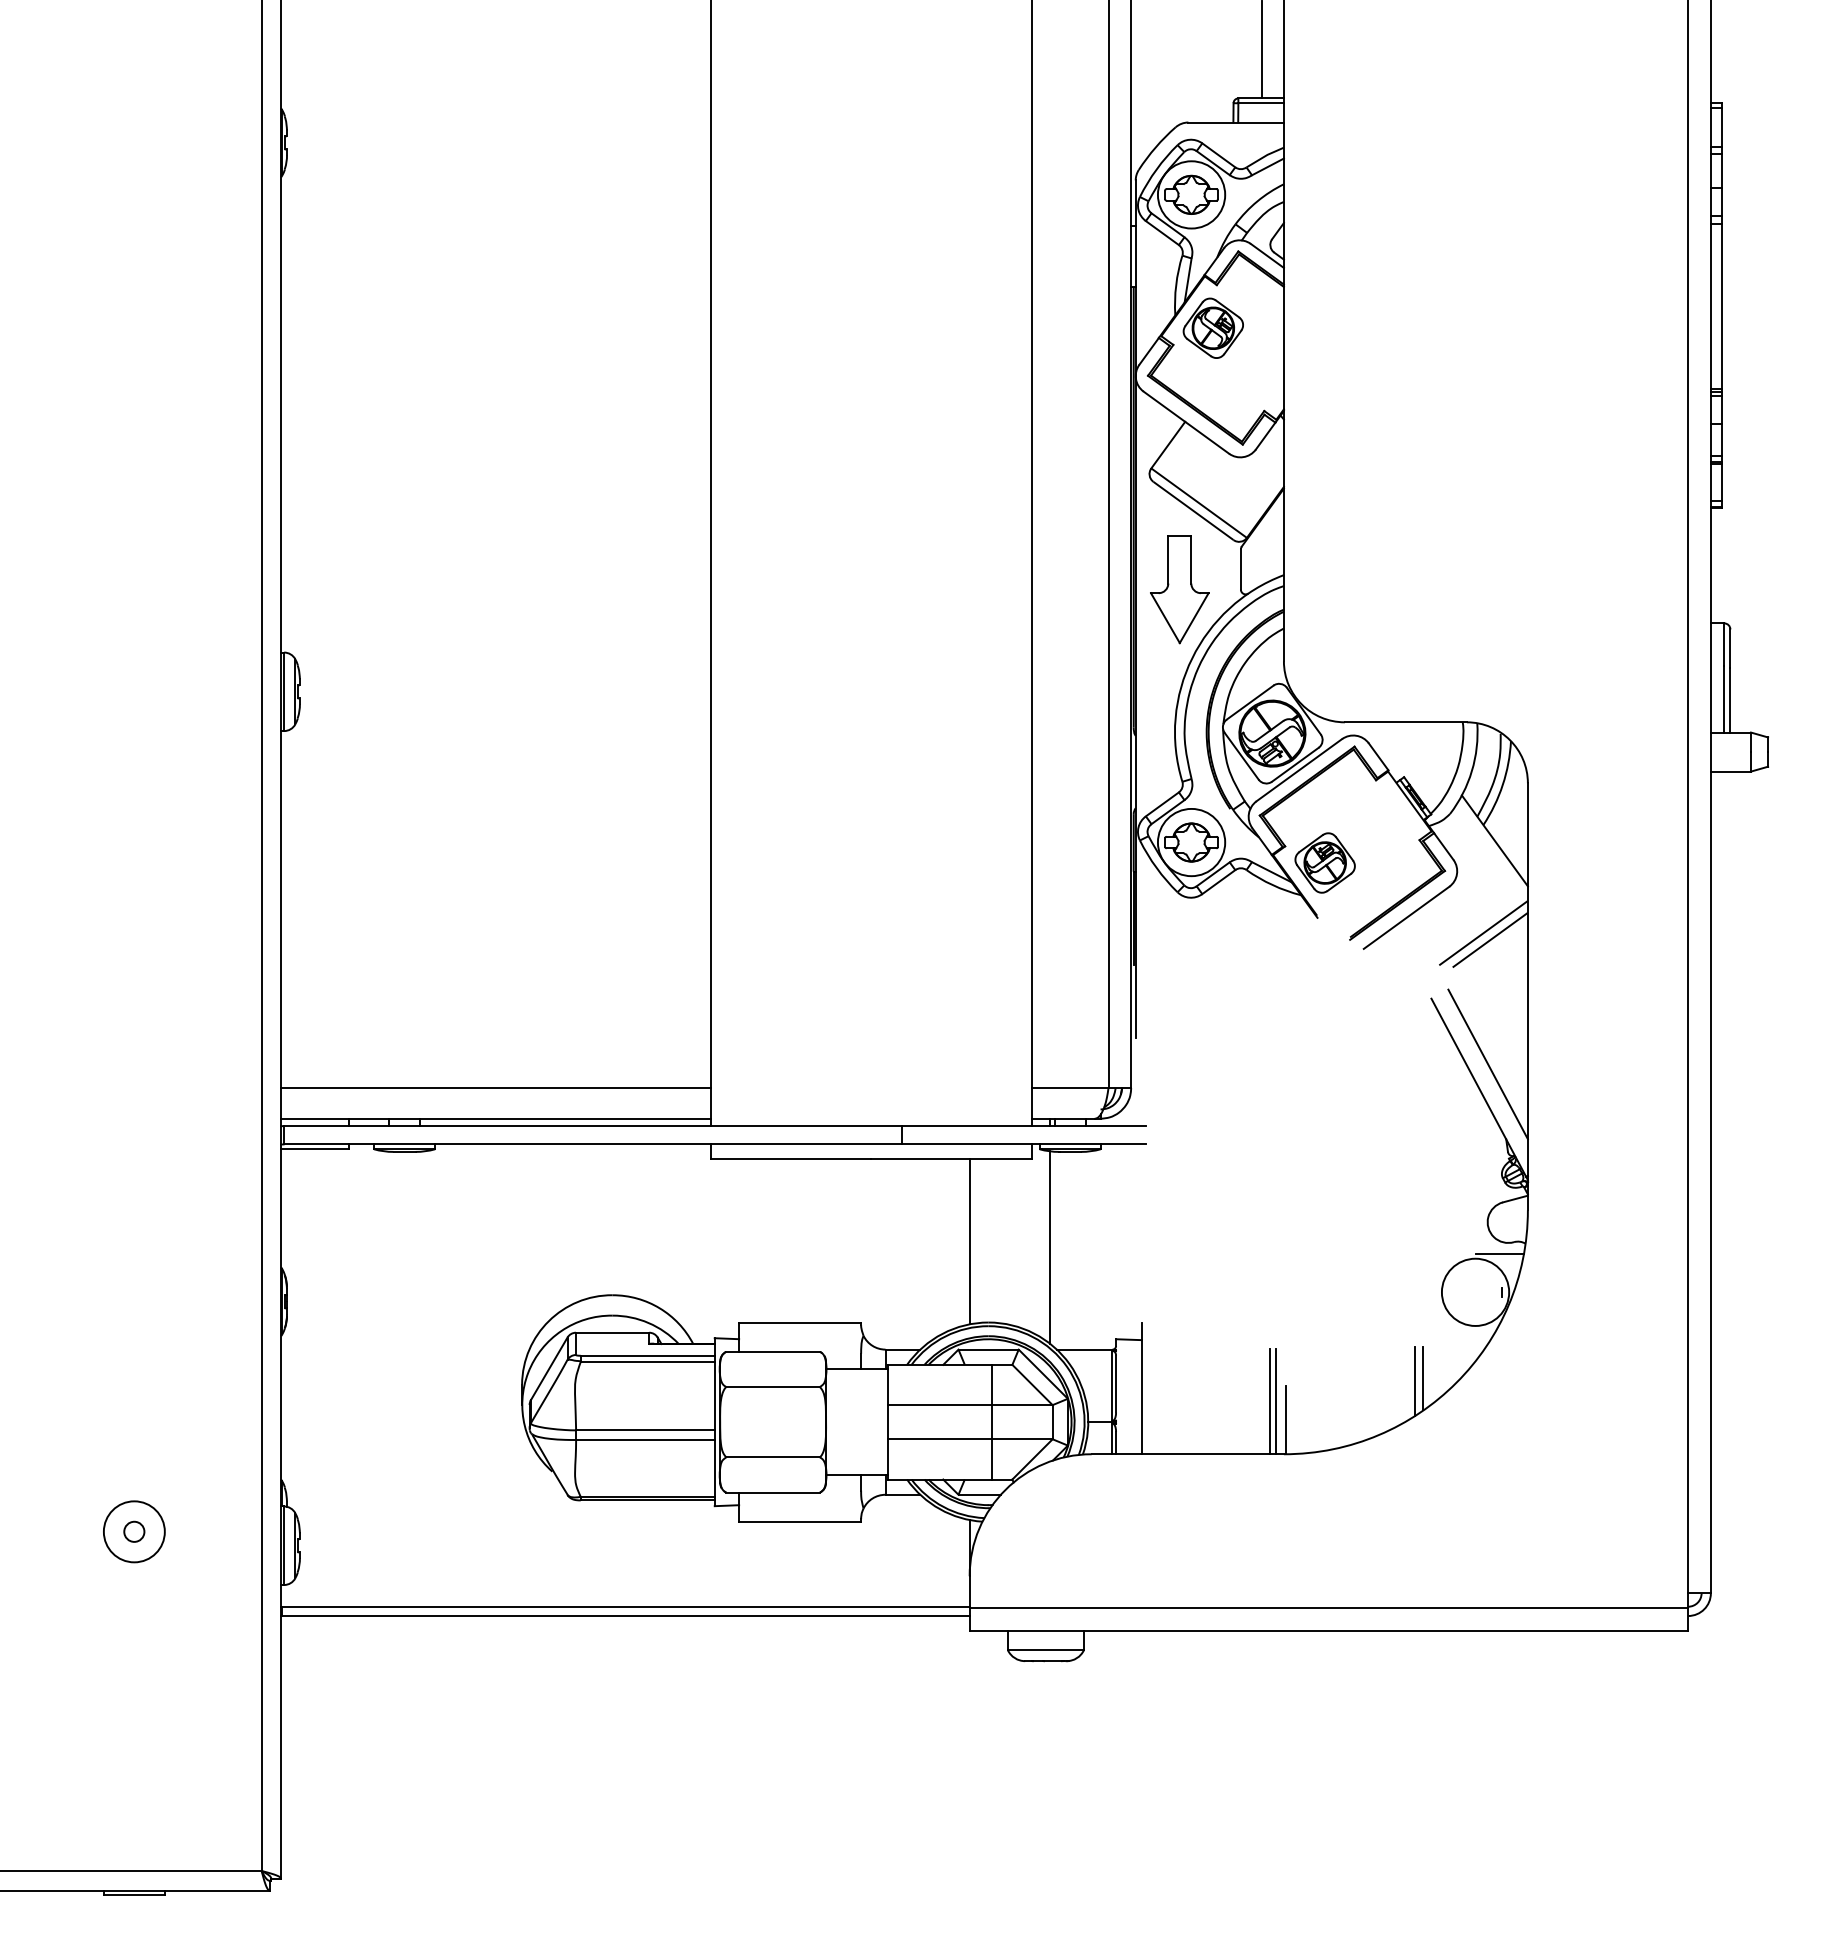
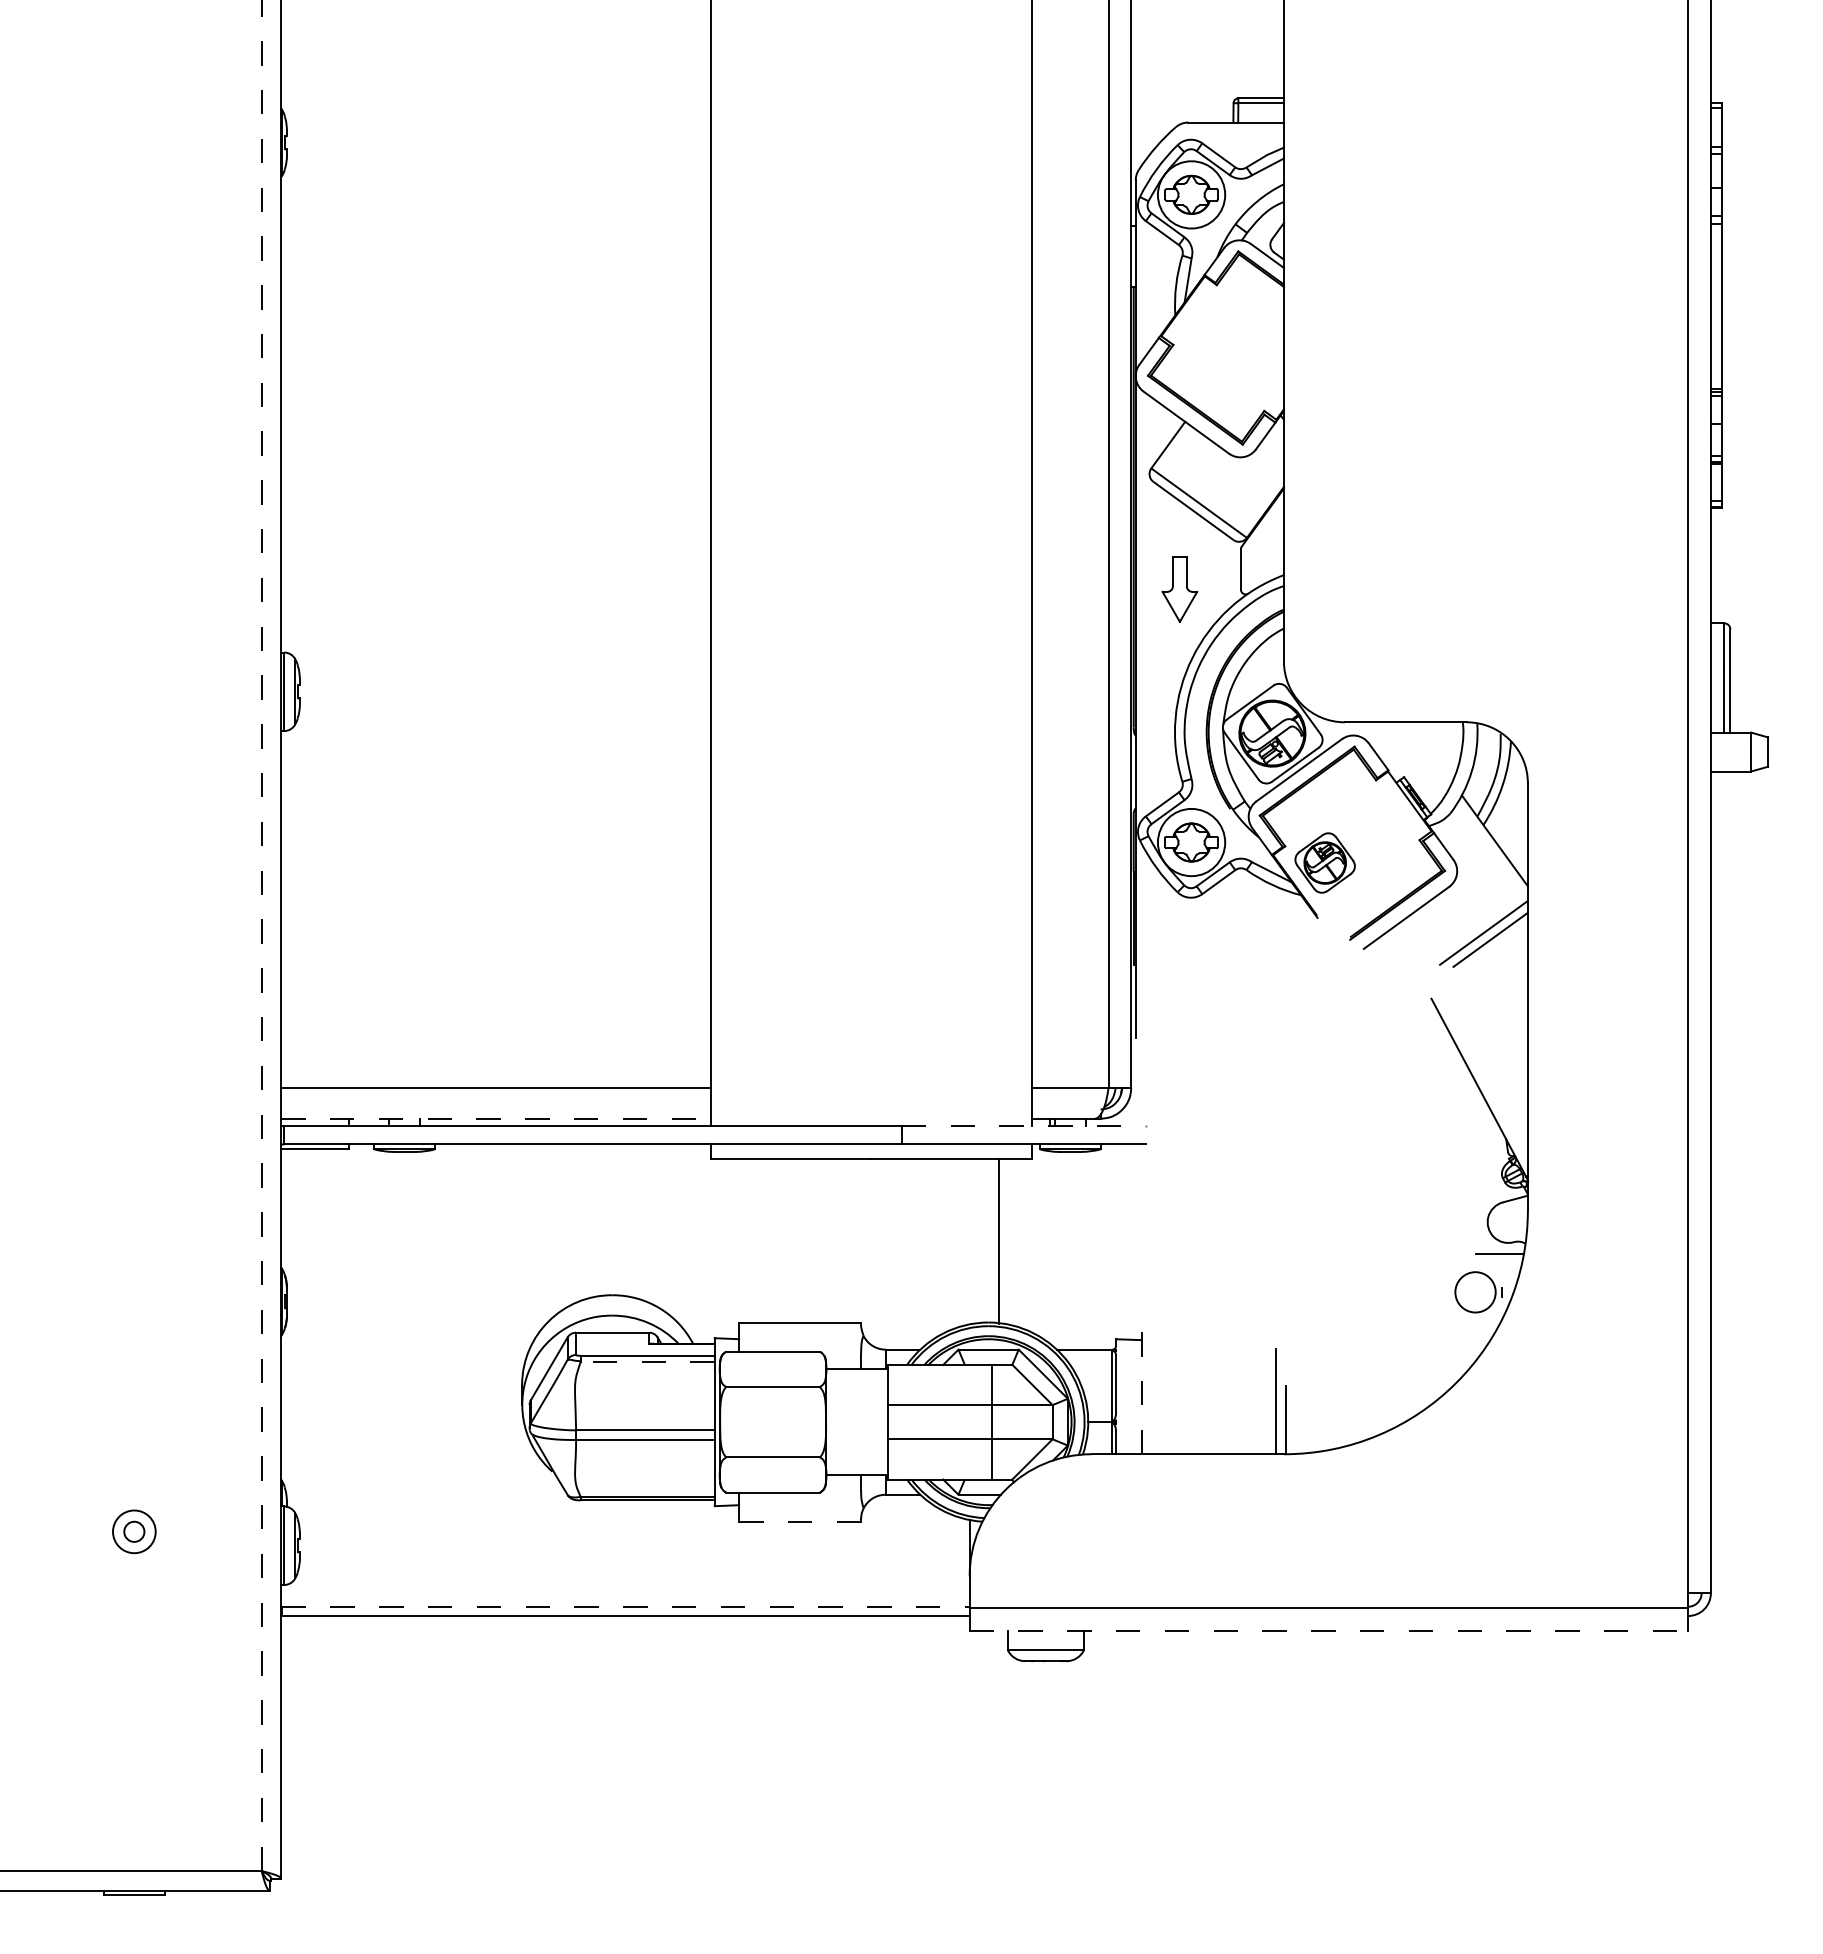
line: present -> none (1262, 50)
part: present -> none (1212, 327)
part size: 60x110 px -> 38x67 px (1179, 589)
line: solid -> dashed (261, 935)
line: present -> none (1487, 1064)
line: solid -> dashed (496, 1118)
line: solid -> dashed (1023, 1126)
line position: (969, 1241) -> (998, 1241) (998, 1241)
line: present -> none (1050, 1247)
circle diameter: 67 px -> 40 px (1475, 1292)
line: solid -> dashed (647, 1361)
line: present -> none (1423, 1378)
line: present -> none (1414, 1381)
line: solid -> dashed (1142, 1388)
line: present -> none (1270, 1401)
line: solid -> dashed (800, 1521)
circle diameter: 61 px -> 43 px (134, 1531)
line: solid -> dashed (626, 1606)
line: solid -> dashed (1329, 1630)
